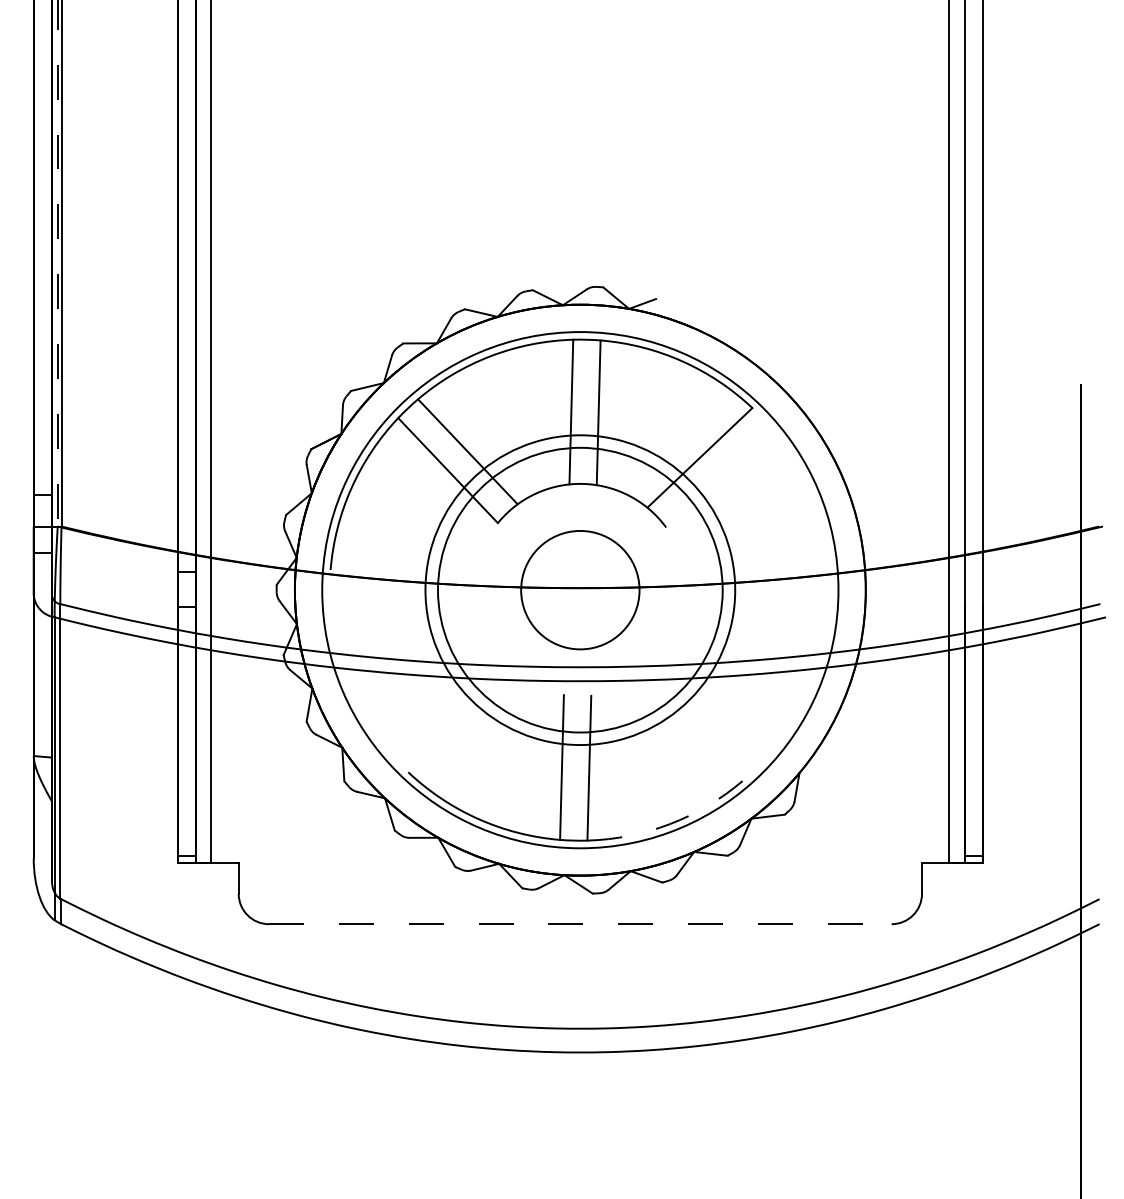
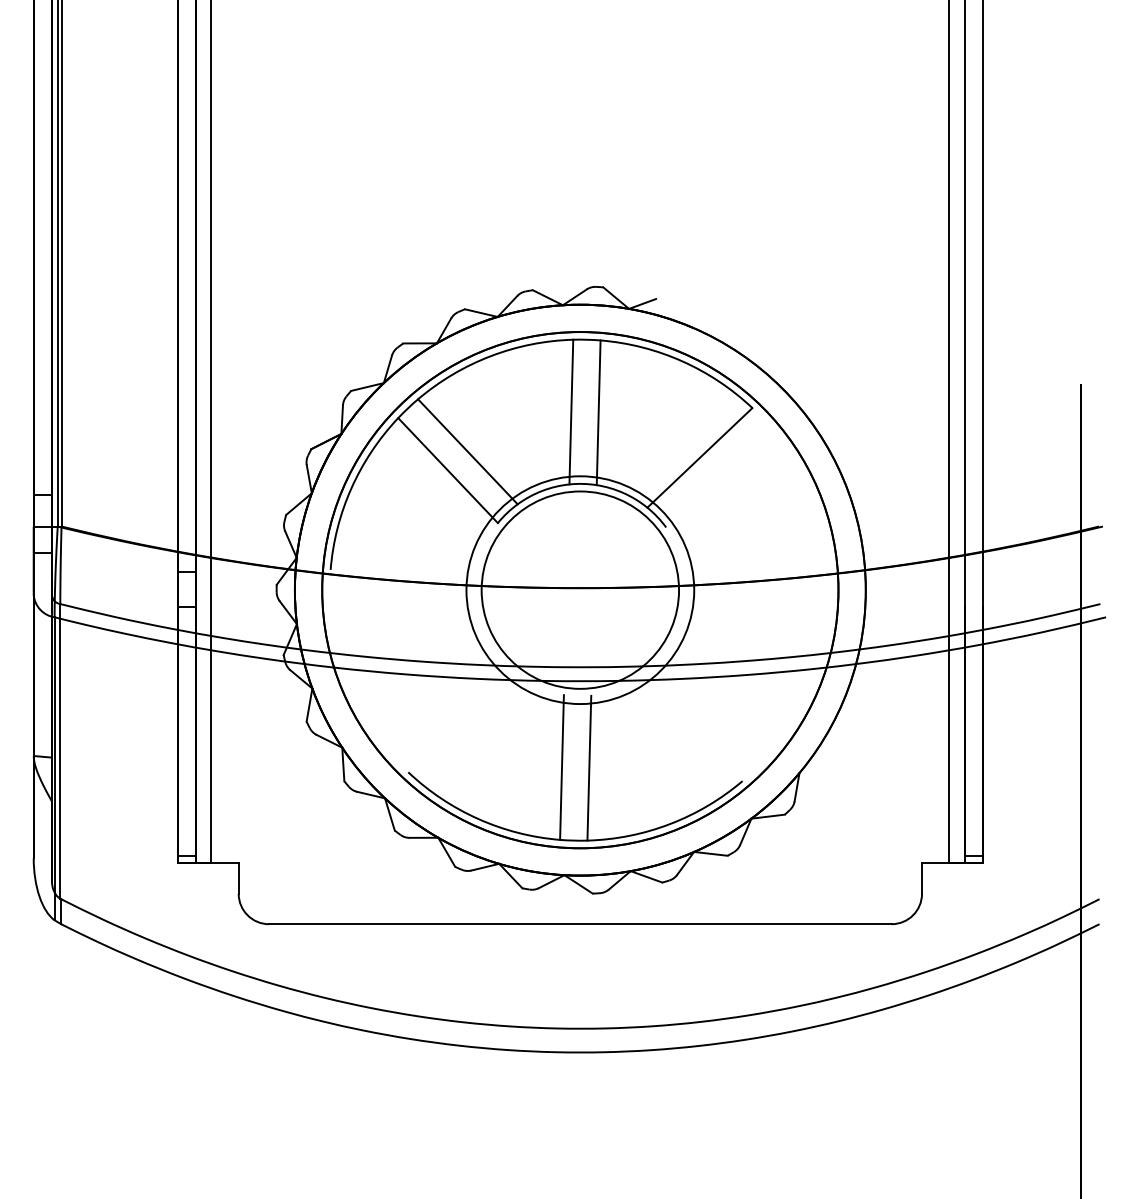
line: dashed -> solid (57, 263)
circle diameter: 118 px -> 197 px (580, 589)
circle diameter: 285 px -> 228 px (580, 590)
circle diameter: 310 px -> 516 px (580, 590)
arc: dashed -> solid (670, 824)
line: dashed -> solid (580, 924)
